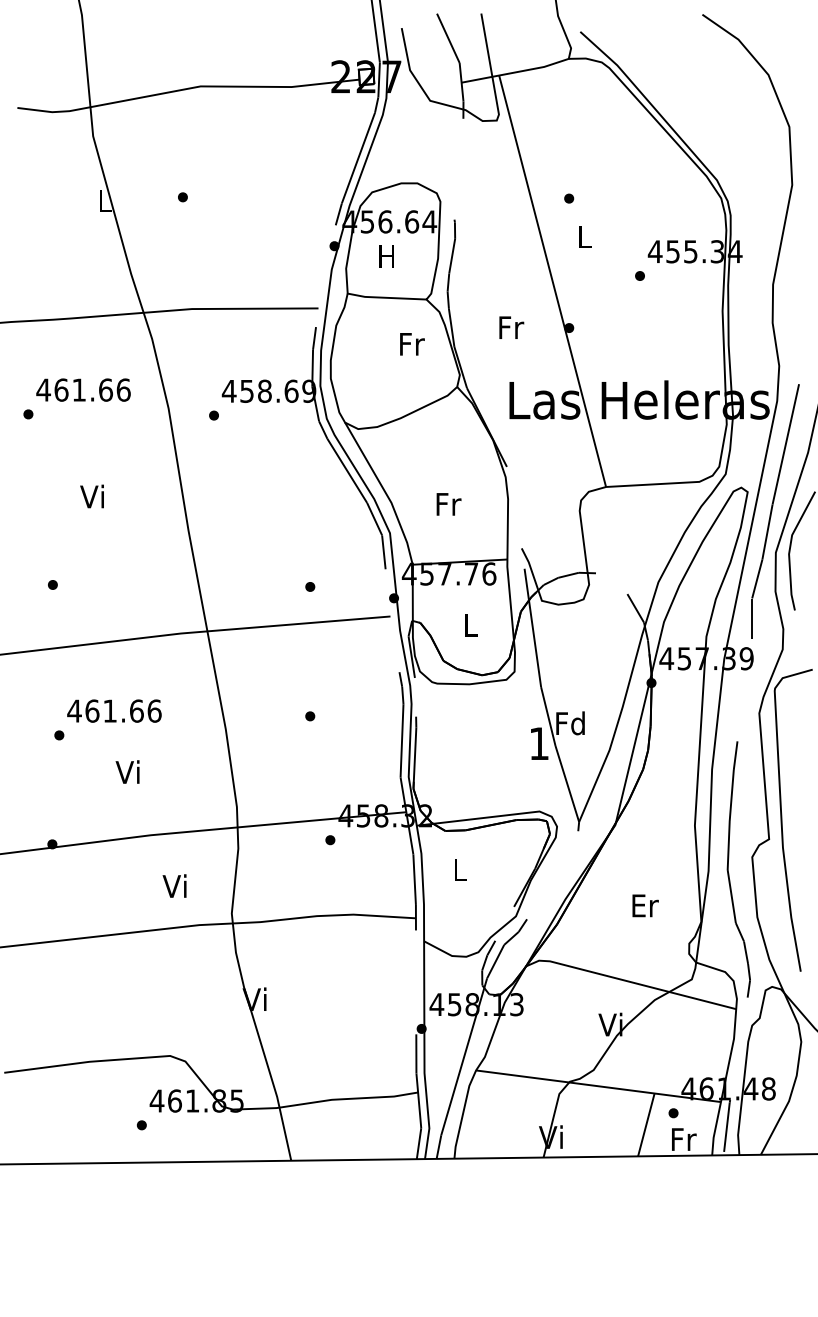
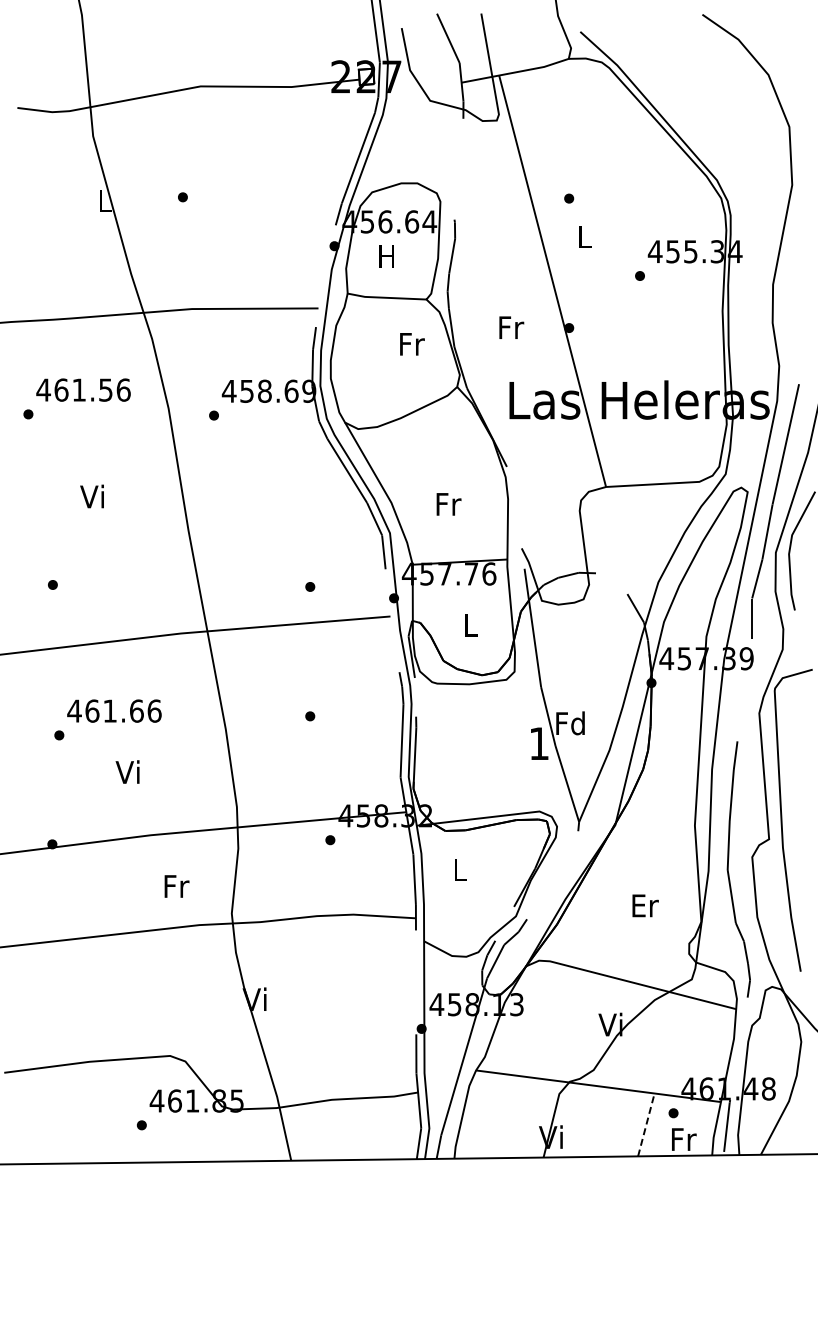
text: 461.66 -> 461.56 (106, 389)
text: Vi -> Fr (175, 885)
line: solid -> dashed (646, 1124)
